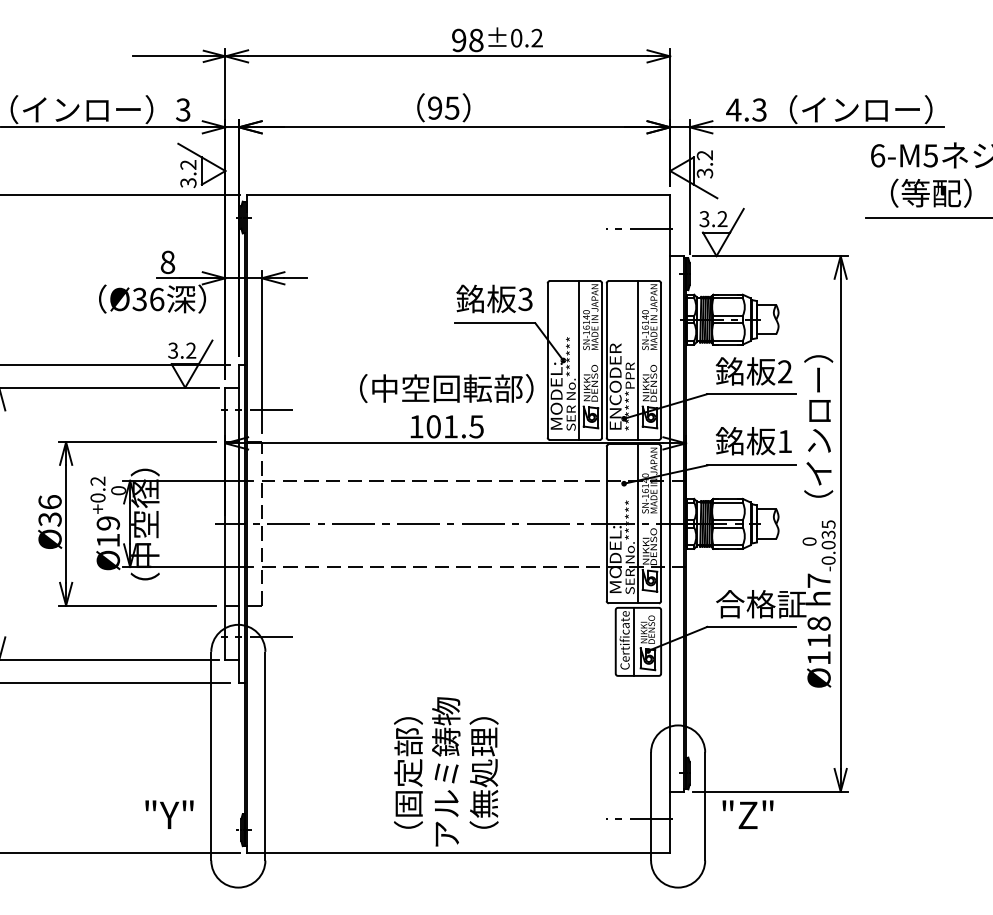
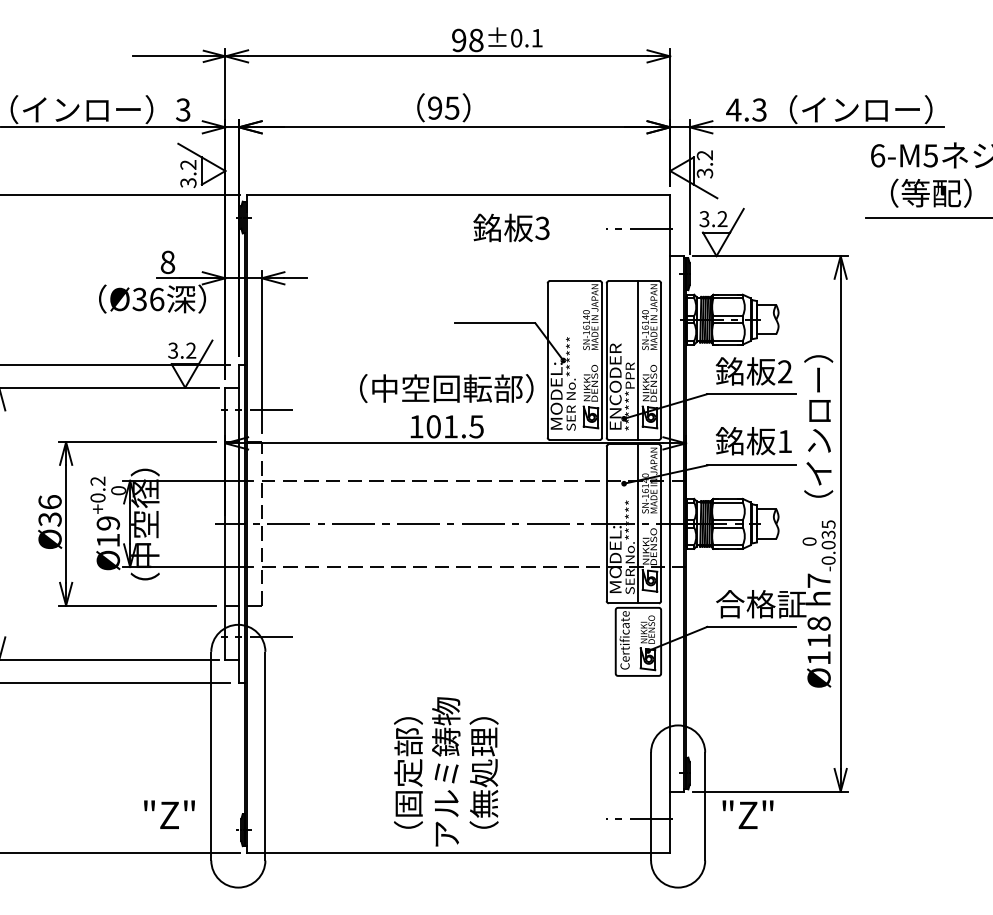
text: ±0.2 -> ±0.1 (536, 37)
text position: (494, 298) -> (511, 227) (511, 227)
line: present -> none (579, 360)
line: present -> none (633, 641)
text: "Y" -> "Z" (169, 814)
